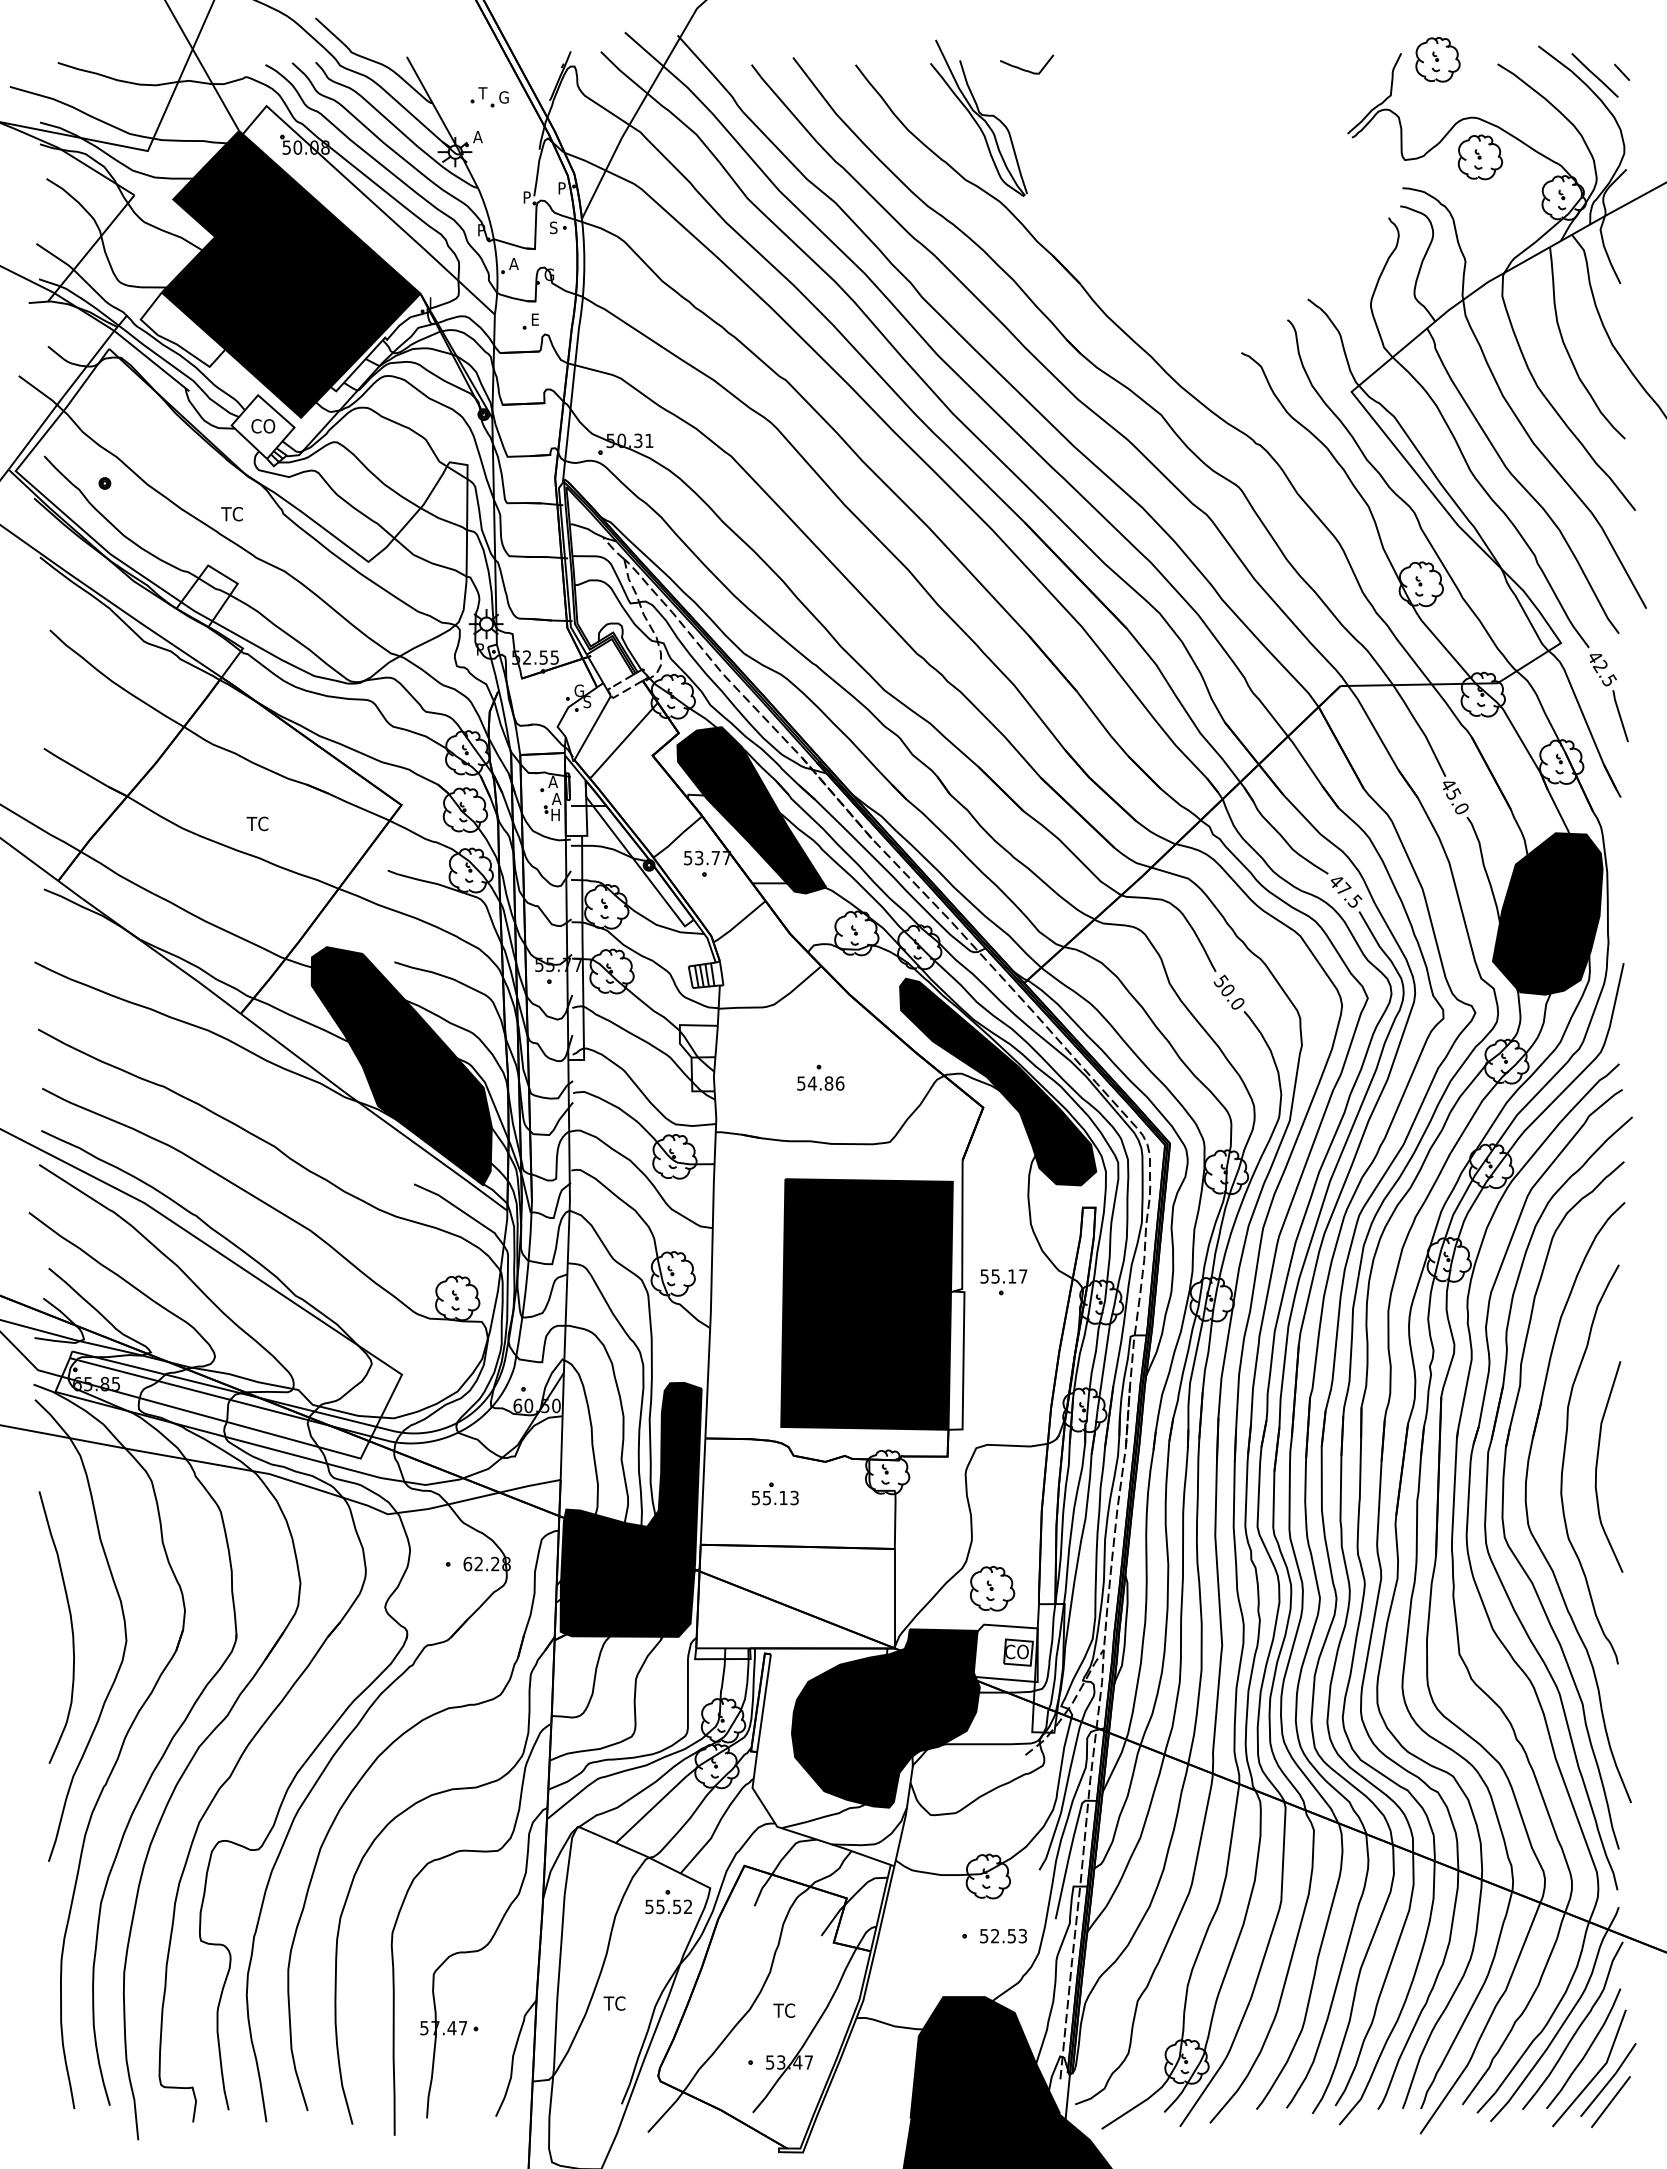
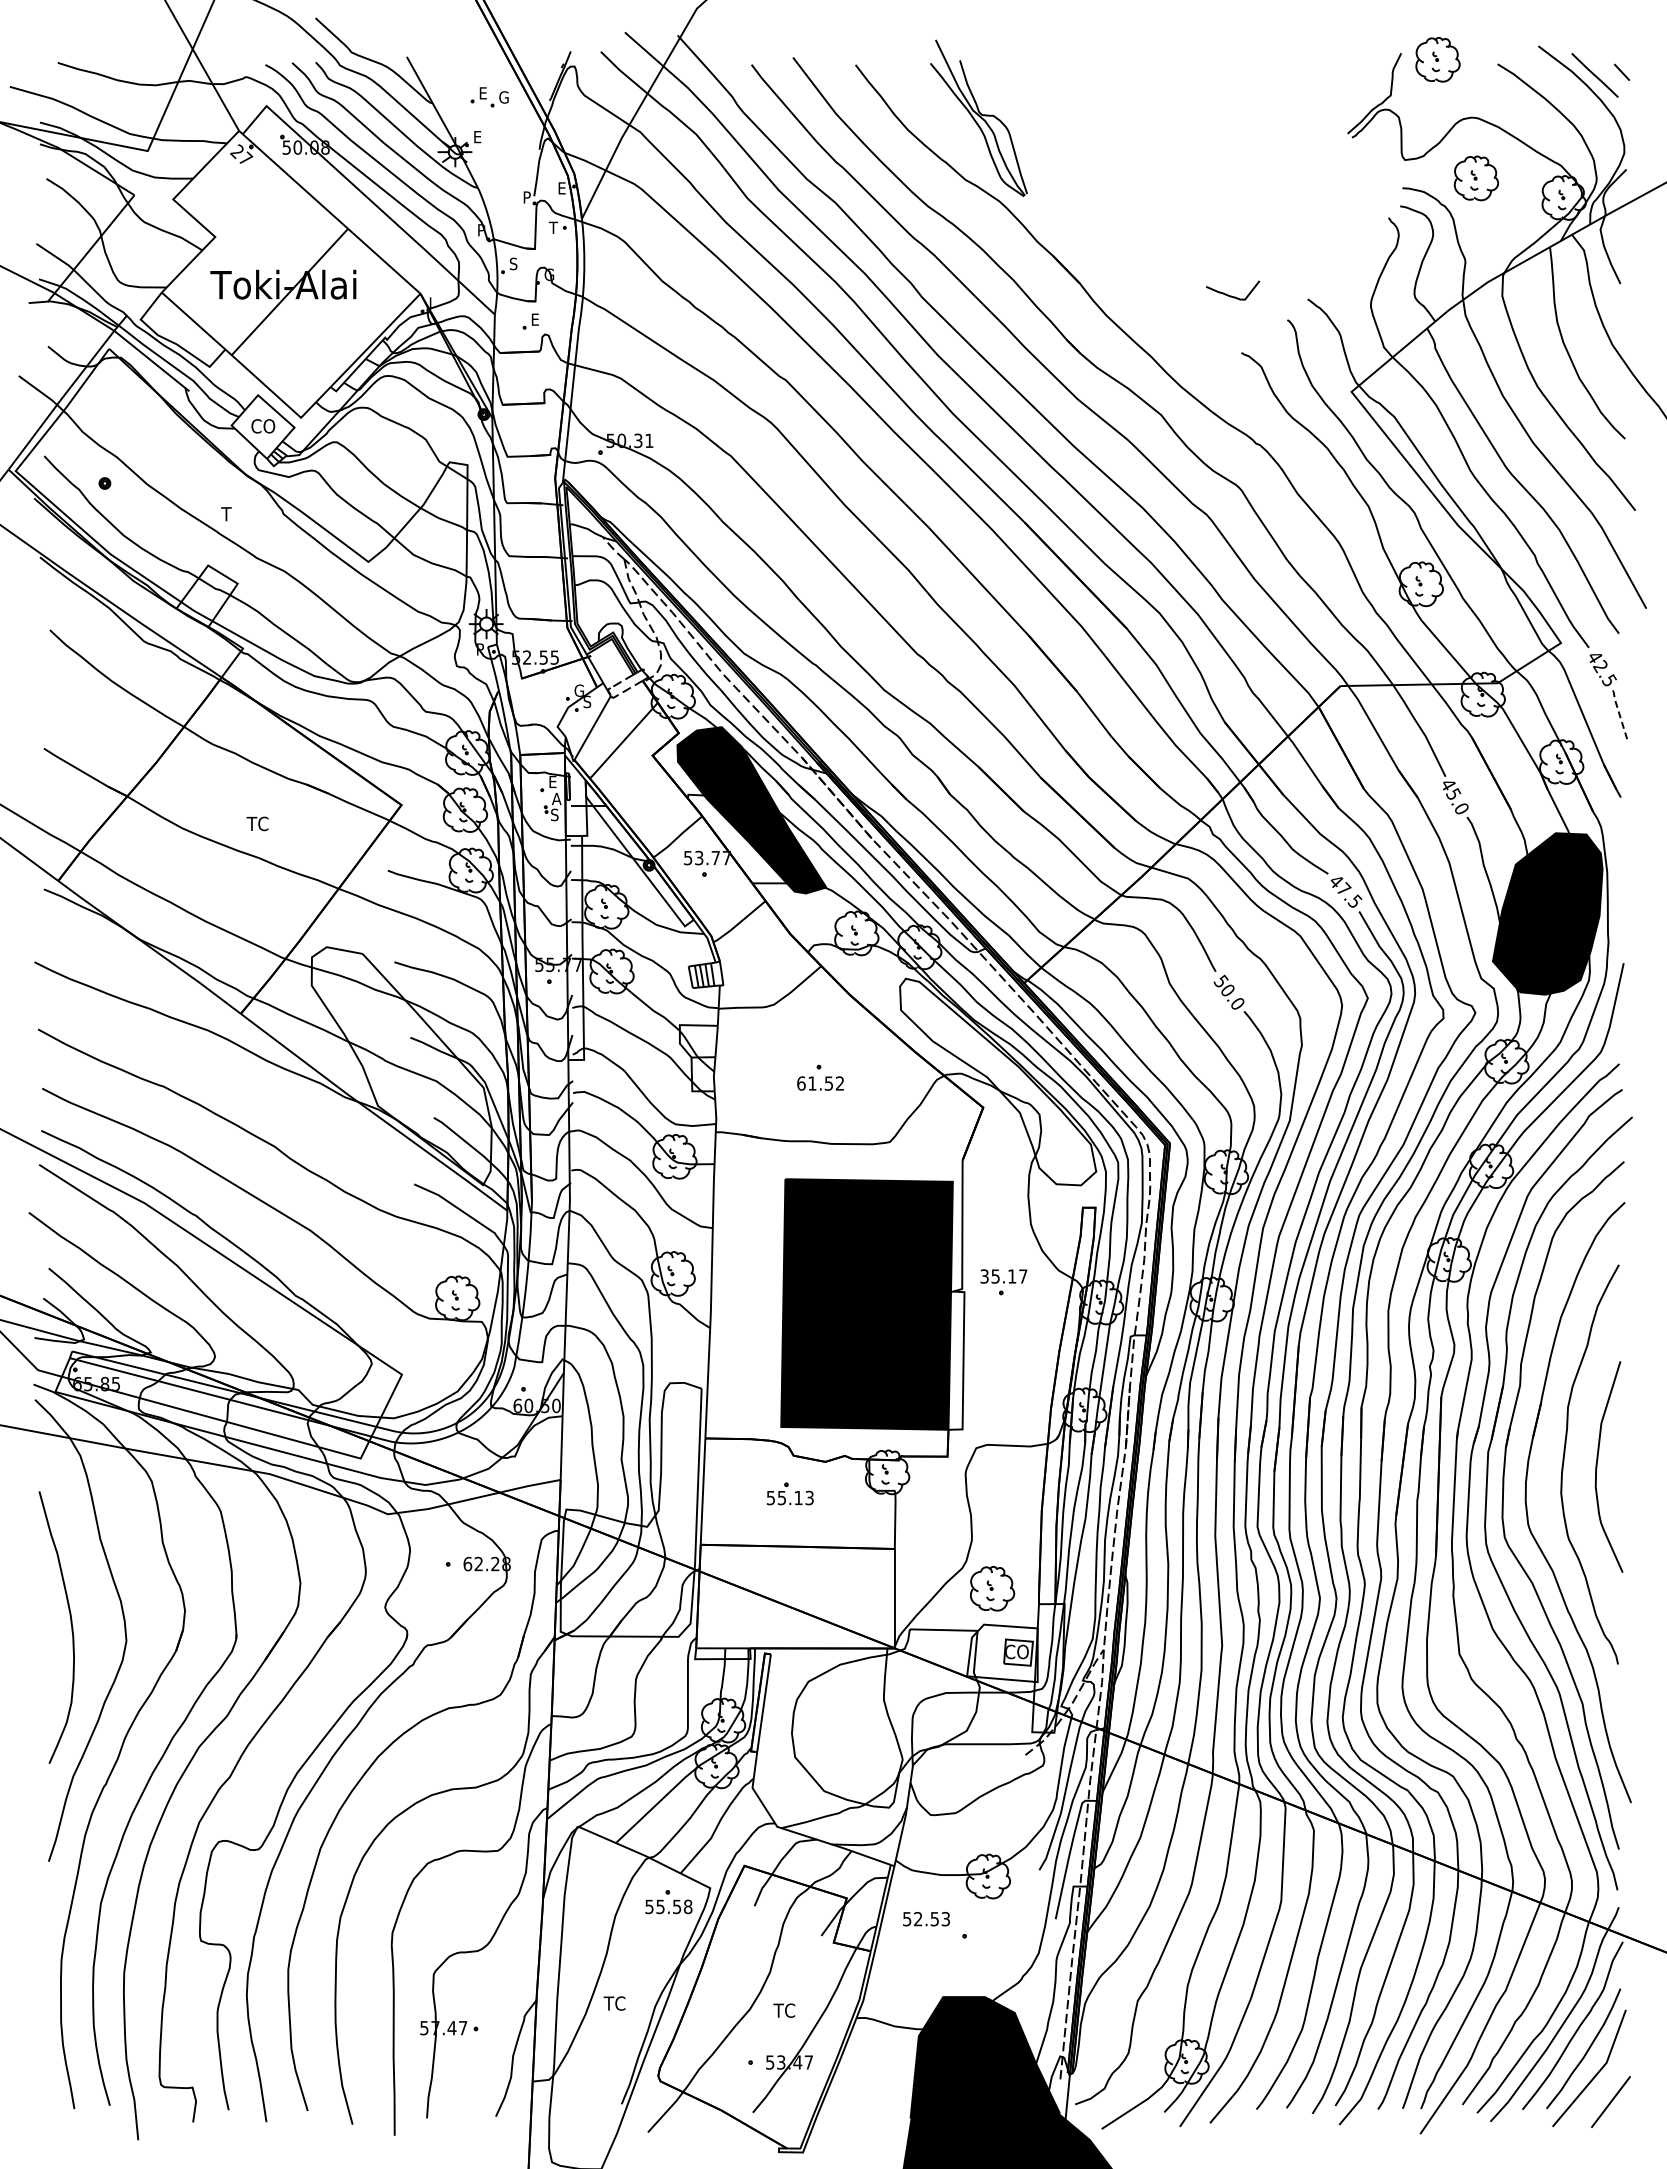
curve position: (1025, 69) -> (1231, 295) (1231, 295)
text: T -> E (482, 93)
text: A -> E (477, 137)
part position: (1480, 157) -> (1476, 178) (1476, 178)
text: P -> E (562, 188)
text: S -> T (553, 227)
text: A -> S (513, 263)
fill: present -> none (290, 273)
text: TC -> T (237, 514)
line: solid -> dashed (1619, 715)
text: A -> E (552, 782)
text: H -> S (555, 814)
fill: present -> none (401, 1066)
fill: present -> none (998, 1081)
text: 54.86 -> 61.52 (820, 1083)
text: 55.17 -> 35.17 (984, 1275)
part position: (774, 1493) -> (789, 1493) (789, 1493)
fill: present -> none (630, 1509)
fill: present -> none (885, 1718)
text: 55.52 -> 55.58 (688, 1906)
text position: (1003, 1936) -> (926, 1919) (926, 1919)
line: present -> none (1609, 2079)
